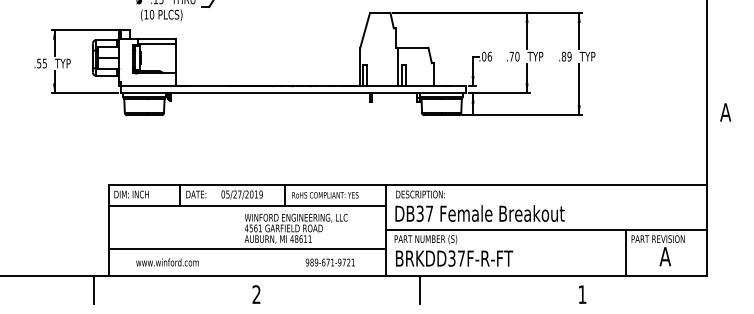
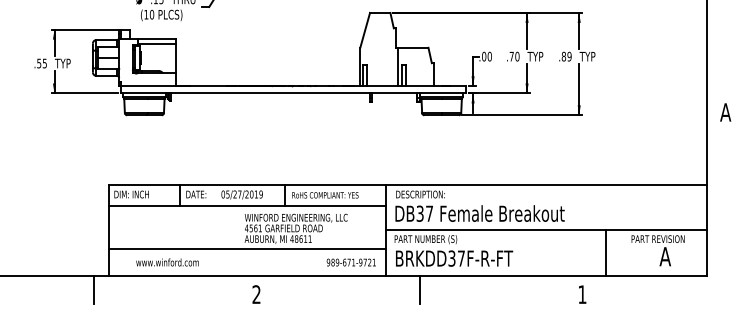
text: .06 -> .00 (489, 55)
line position: (625, 252) -> (605, 252) (605, 252)
text position: (329, 262) -> (350, 262) (350, 262)
